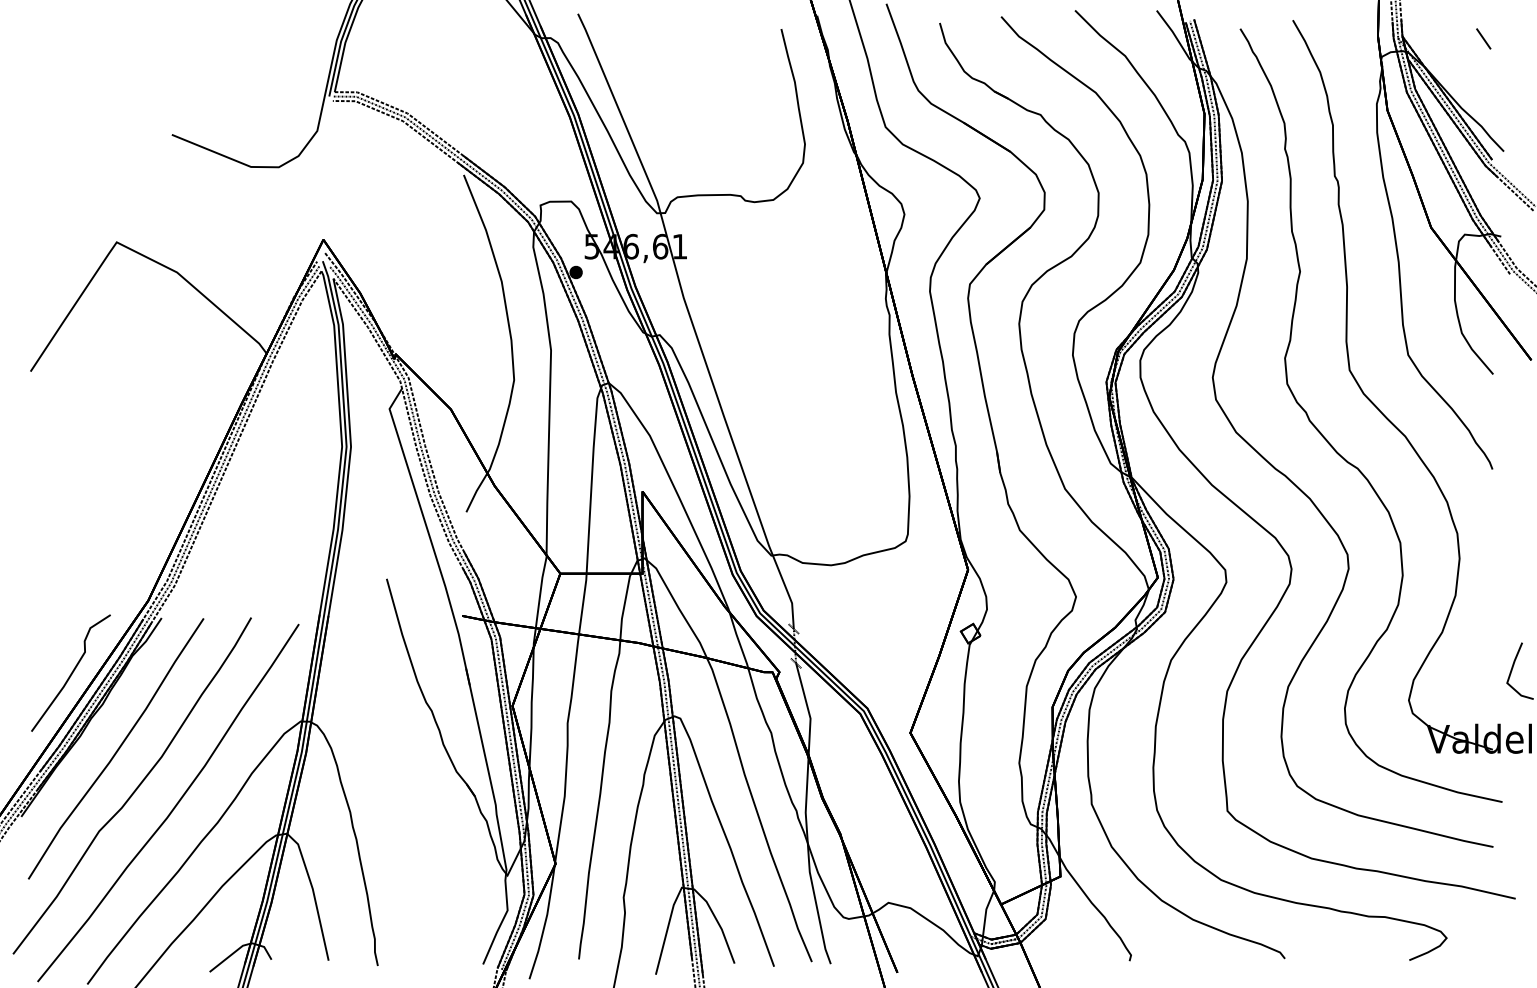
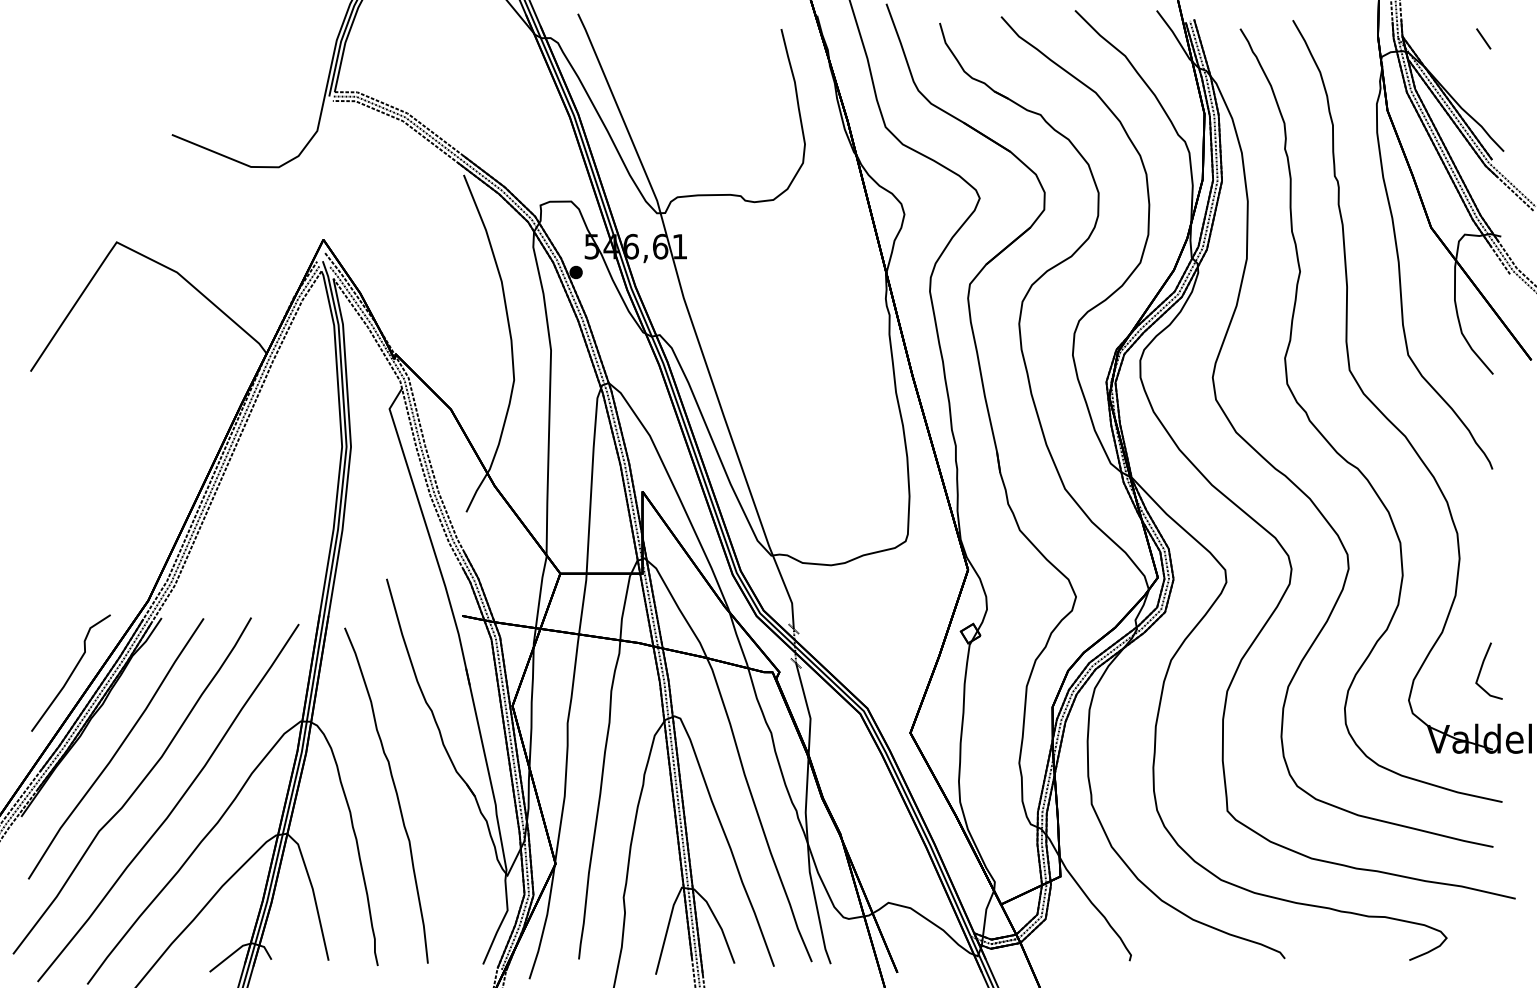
line position: (1513, 668) -> (1482, 668) (1482, 668)
curve: none -> present (395, 793)
